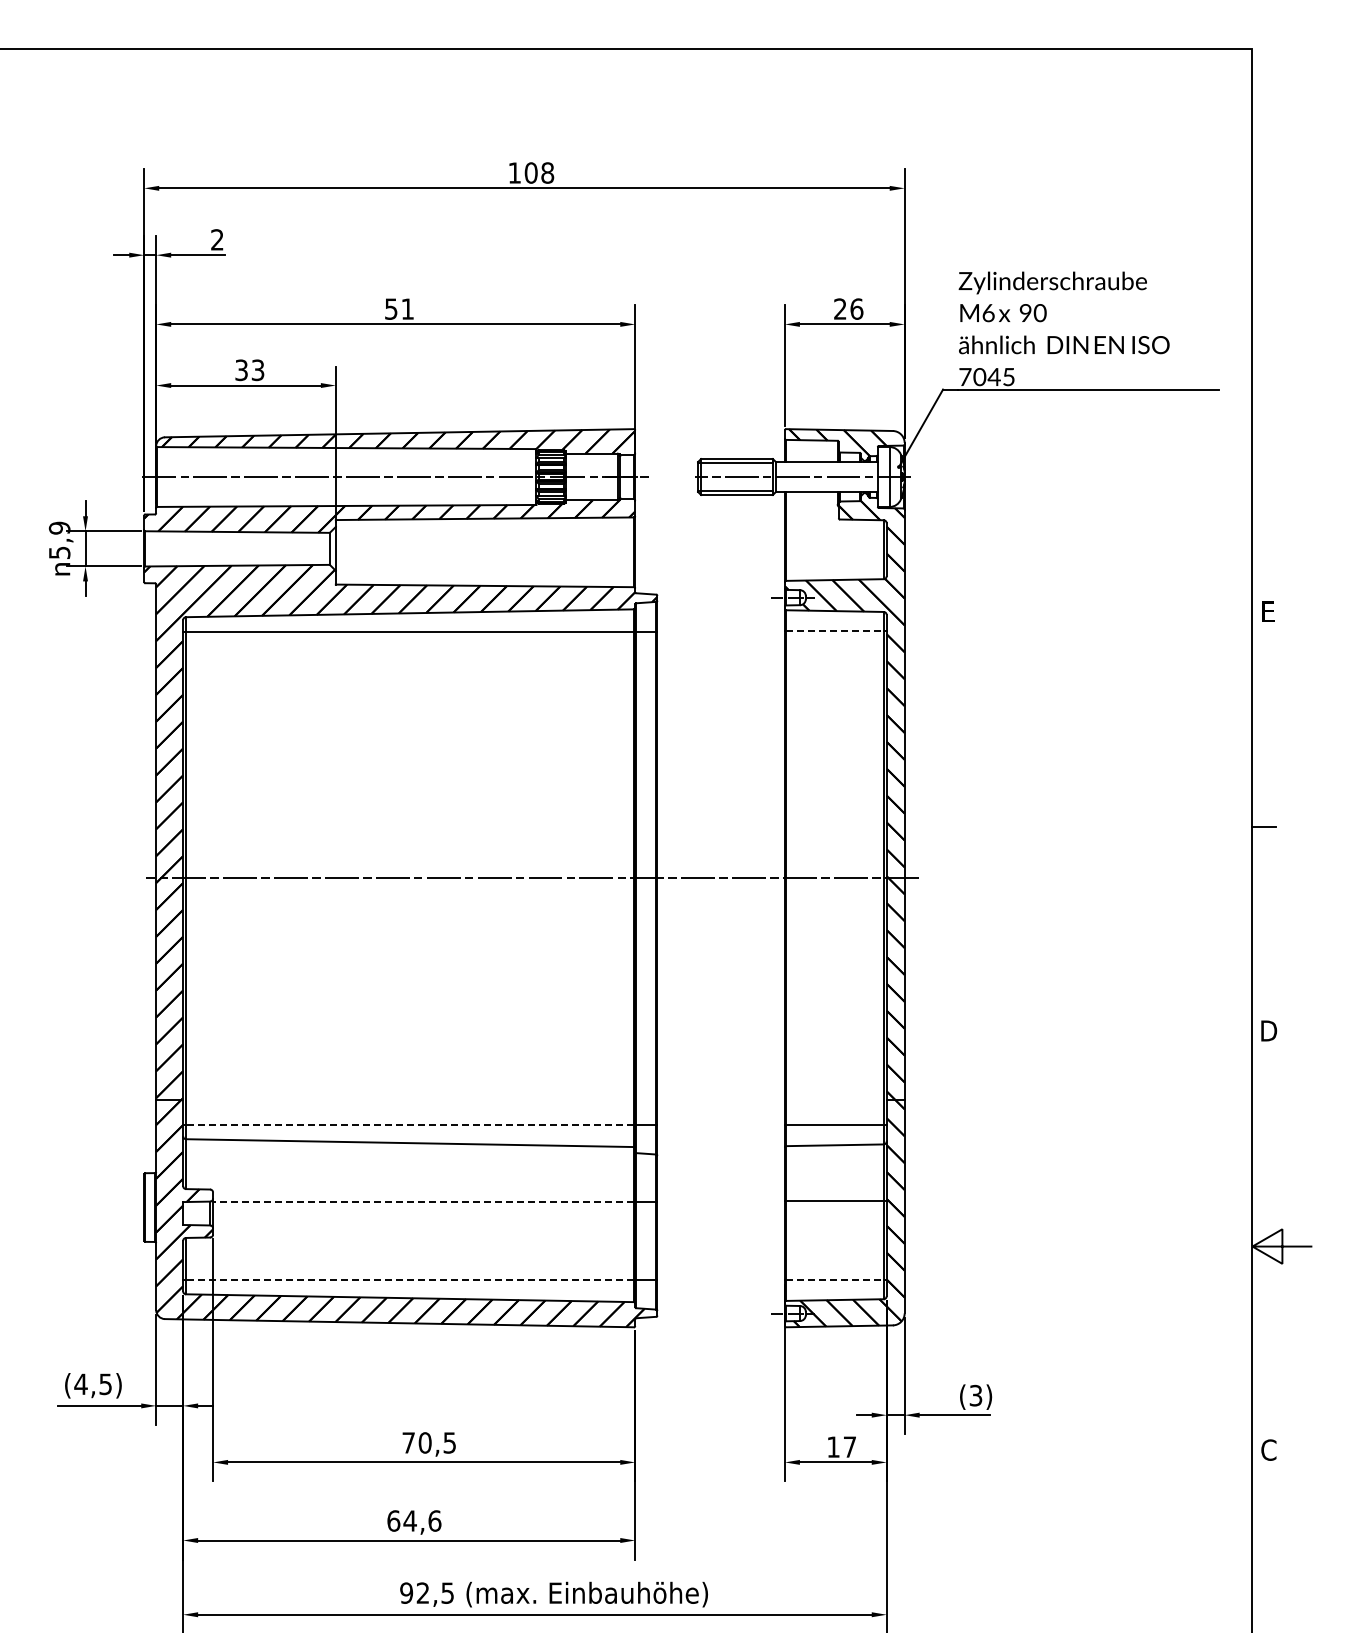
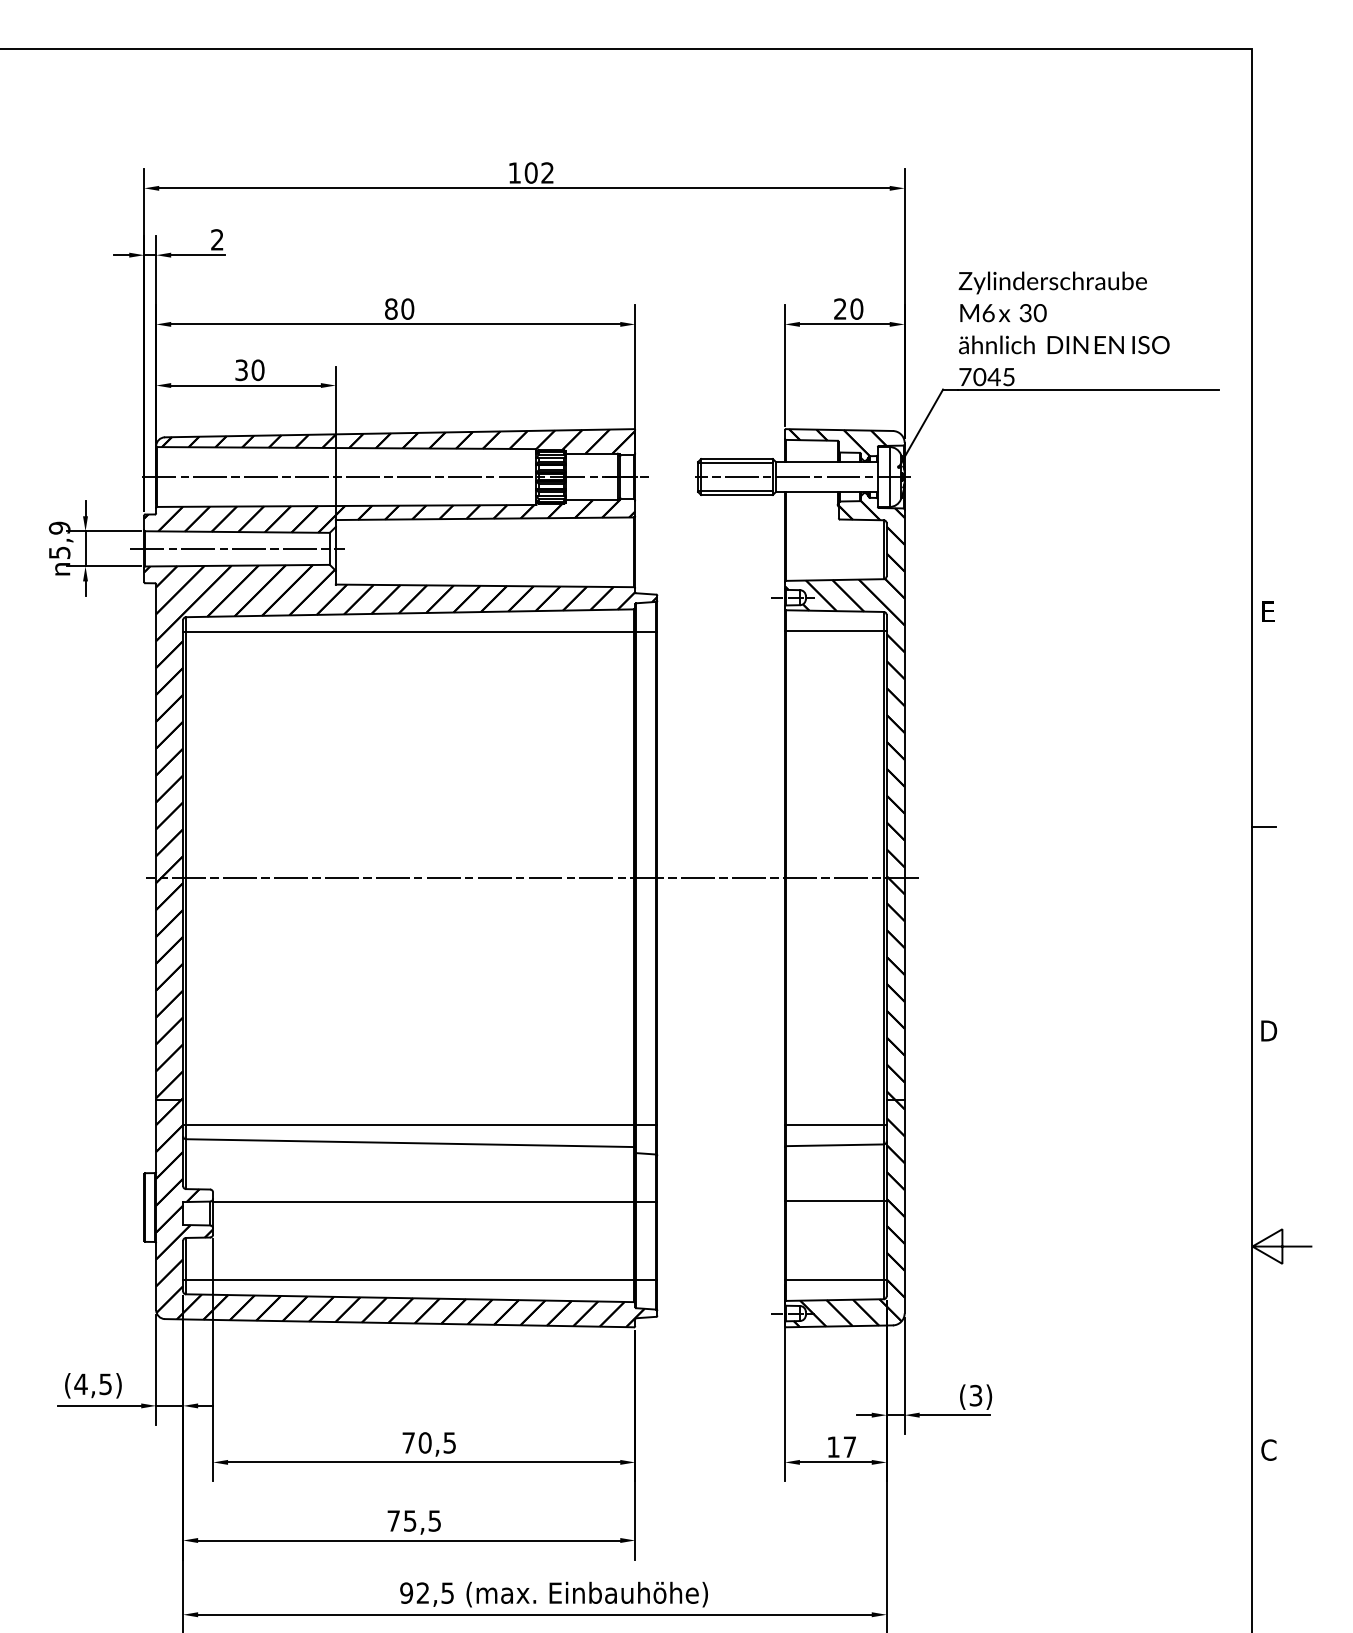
text: 108 -> 102 (547, 172)
text: 51 -> 80 (399, 308)
text: 26 -> 20 (856, 308)
text: 90 -> 30 (1025, 313)
text: 33 -> 30 (257, 370)
line: none -> present (237, 548)
line: dashed -> solid (834, 631)
line: dashed -> solid (410, 1124)
line: dashed -> solid (423, 1202)
line: dashed -> solid (410, 1279)
line: dashed -> solid (834, 1279)
text: 64,6 -> 75,5 (414, 1520)
